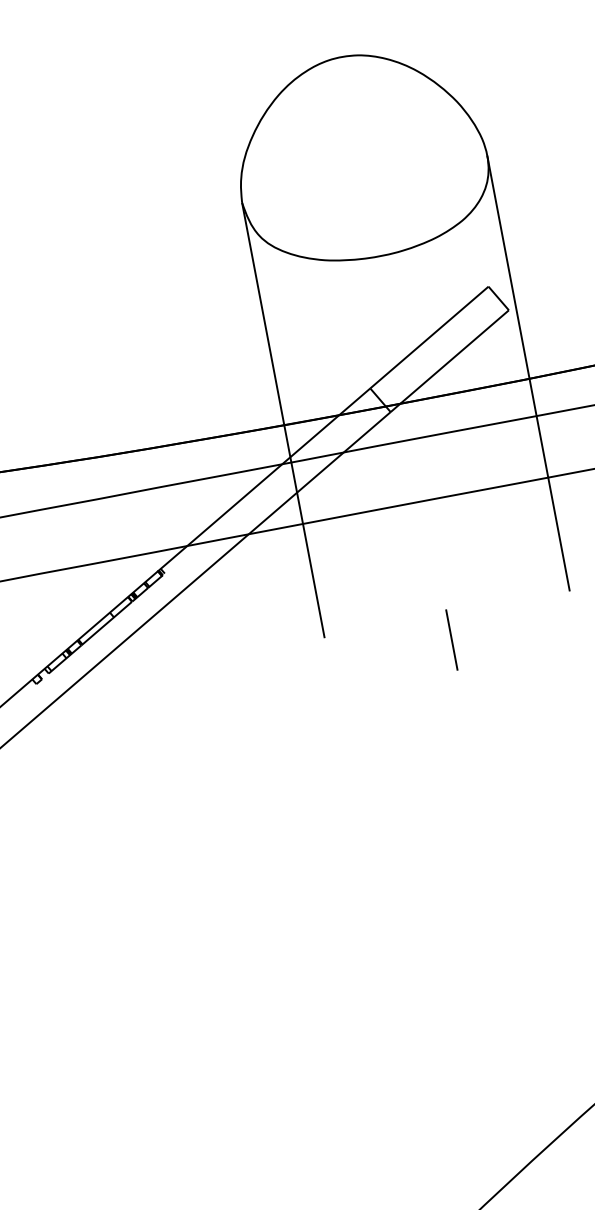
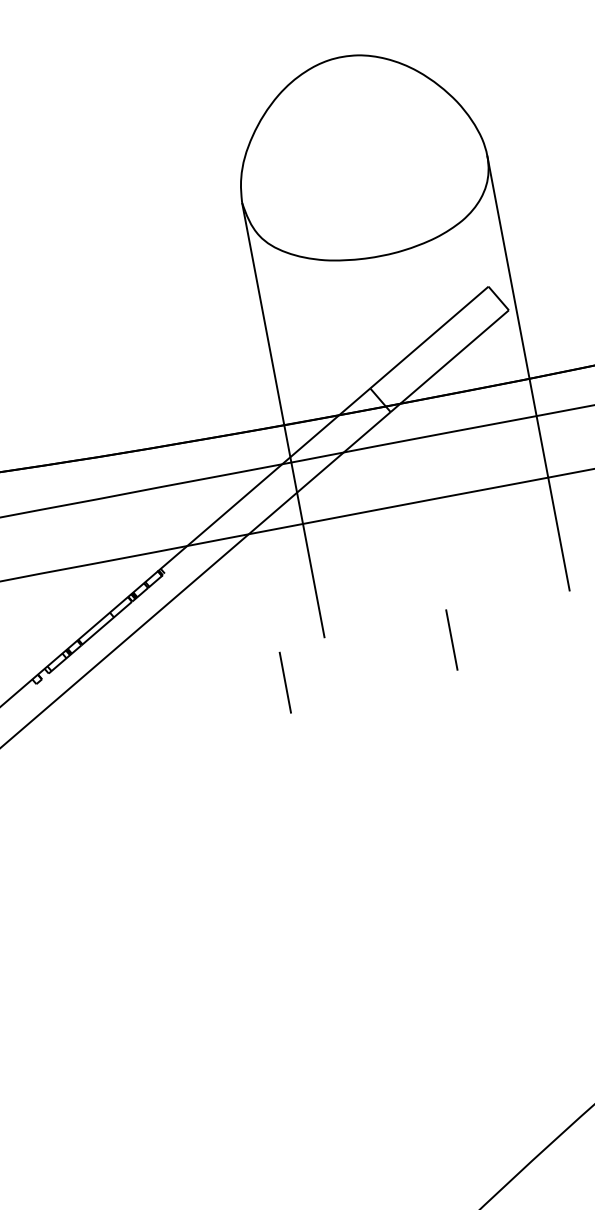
line: none -> present (284, 682)
